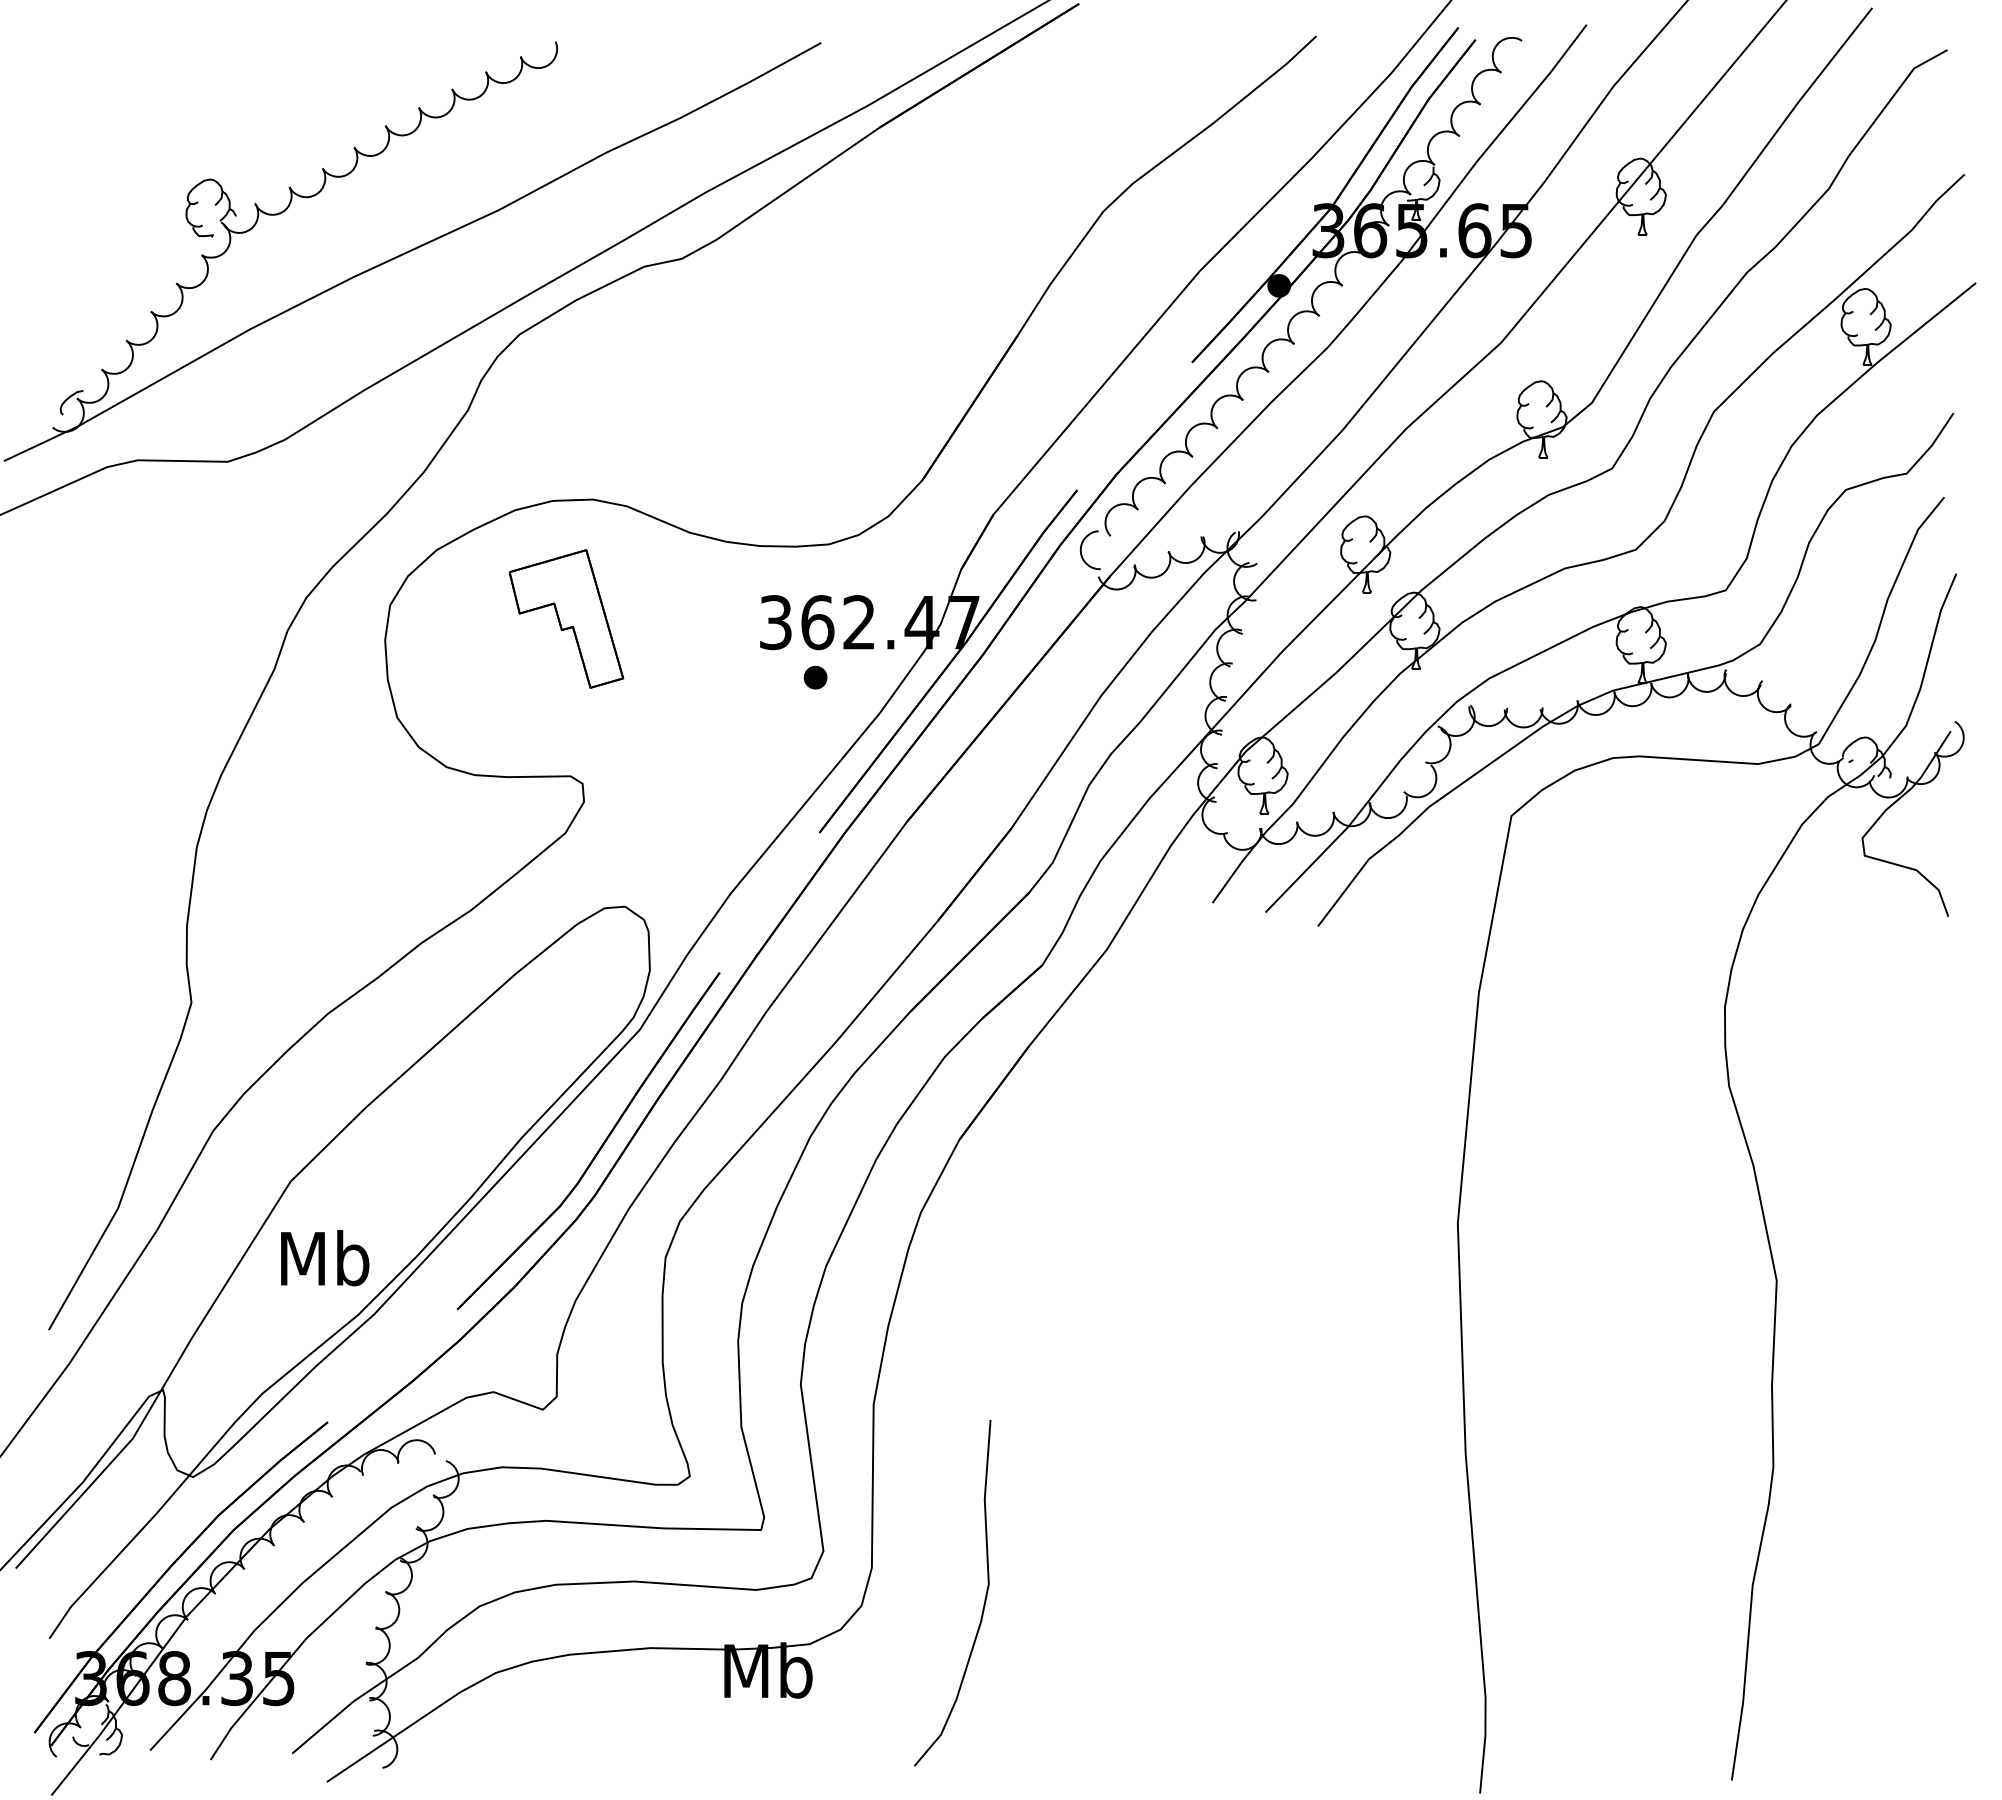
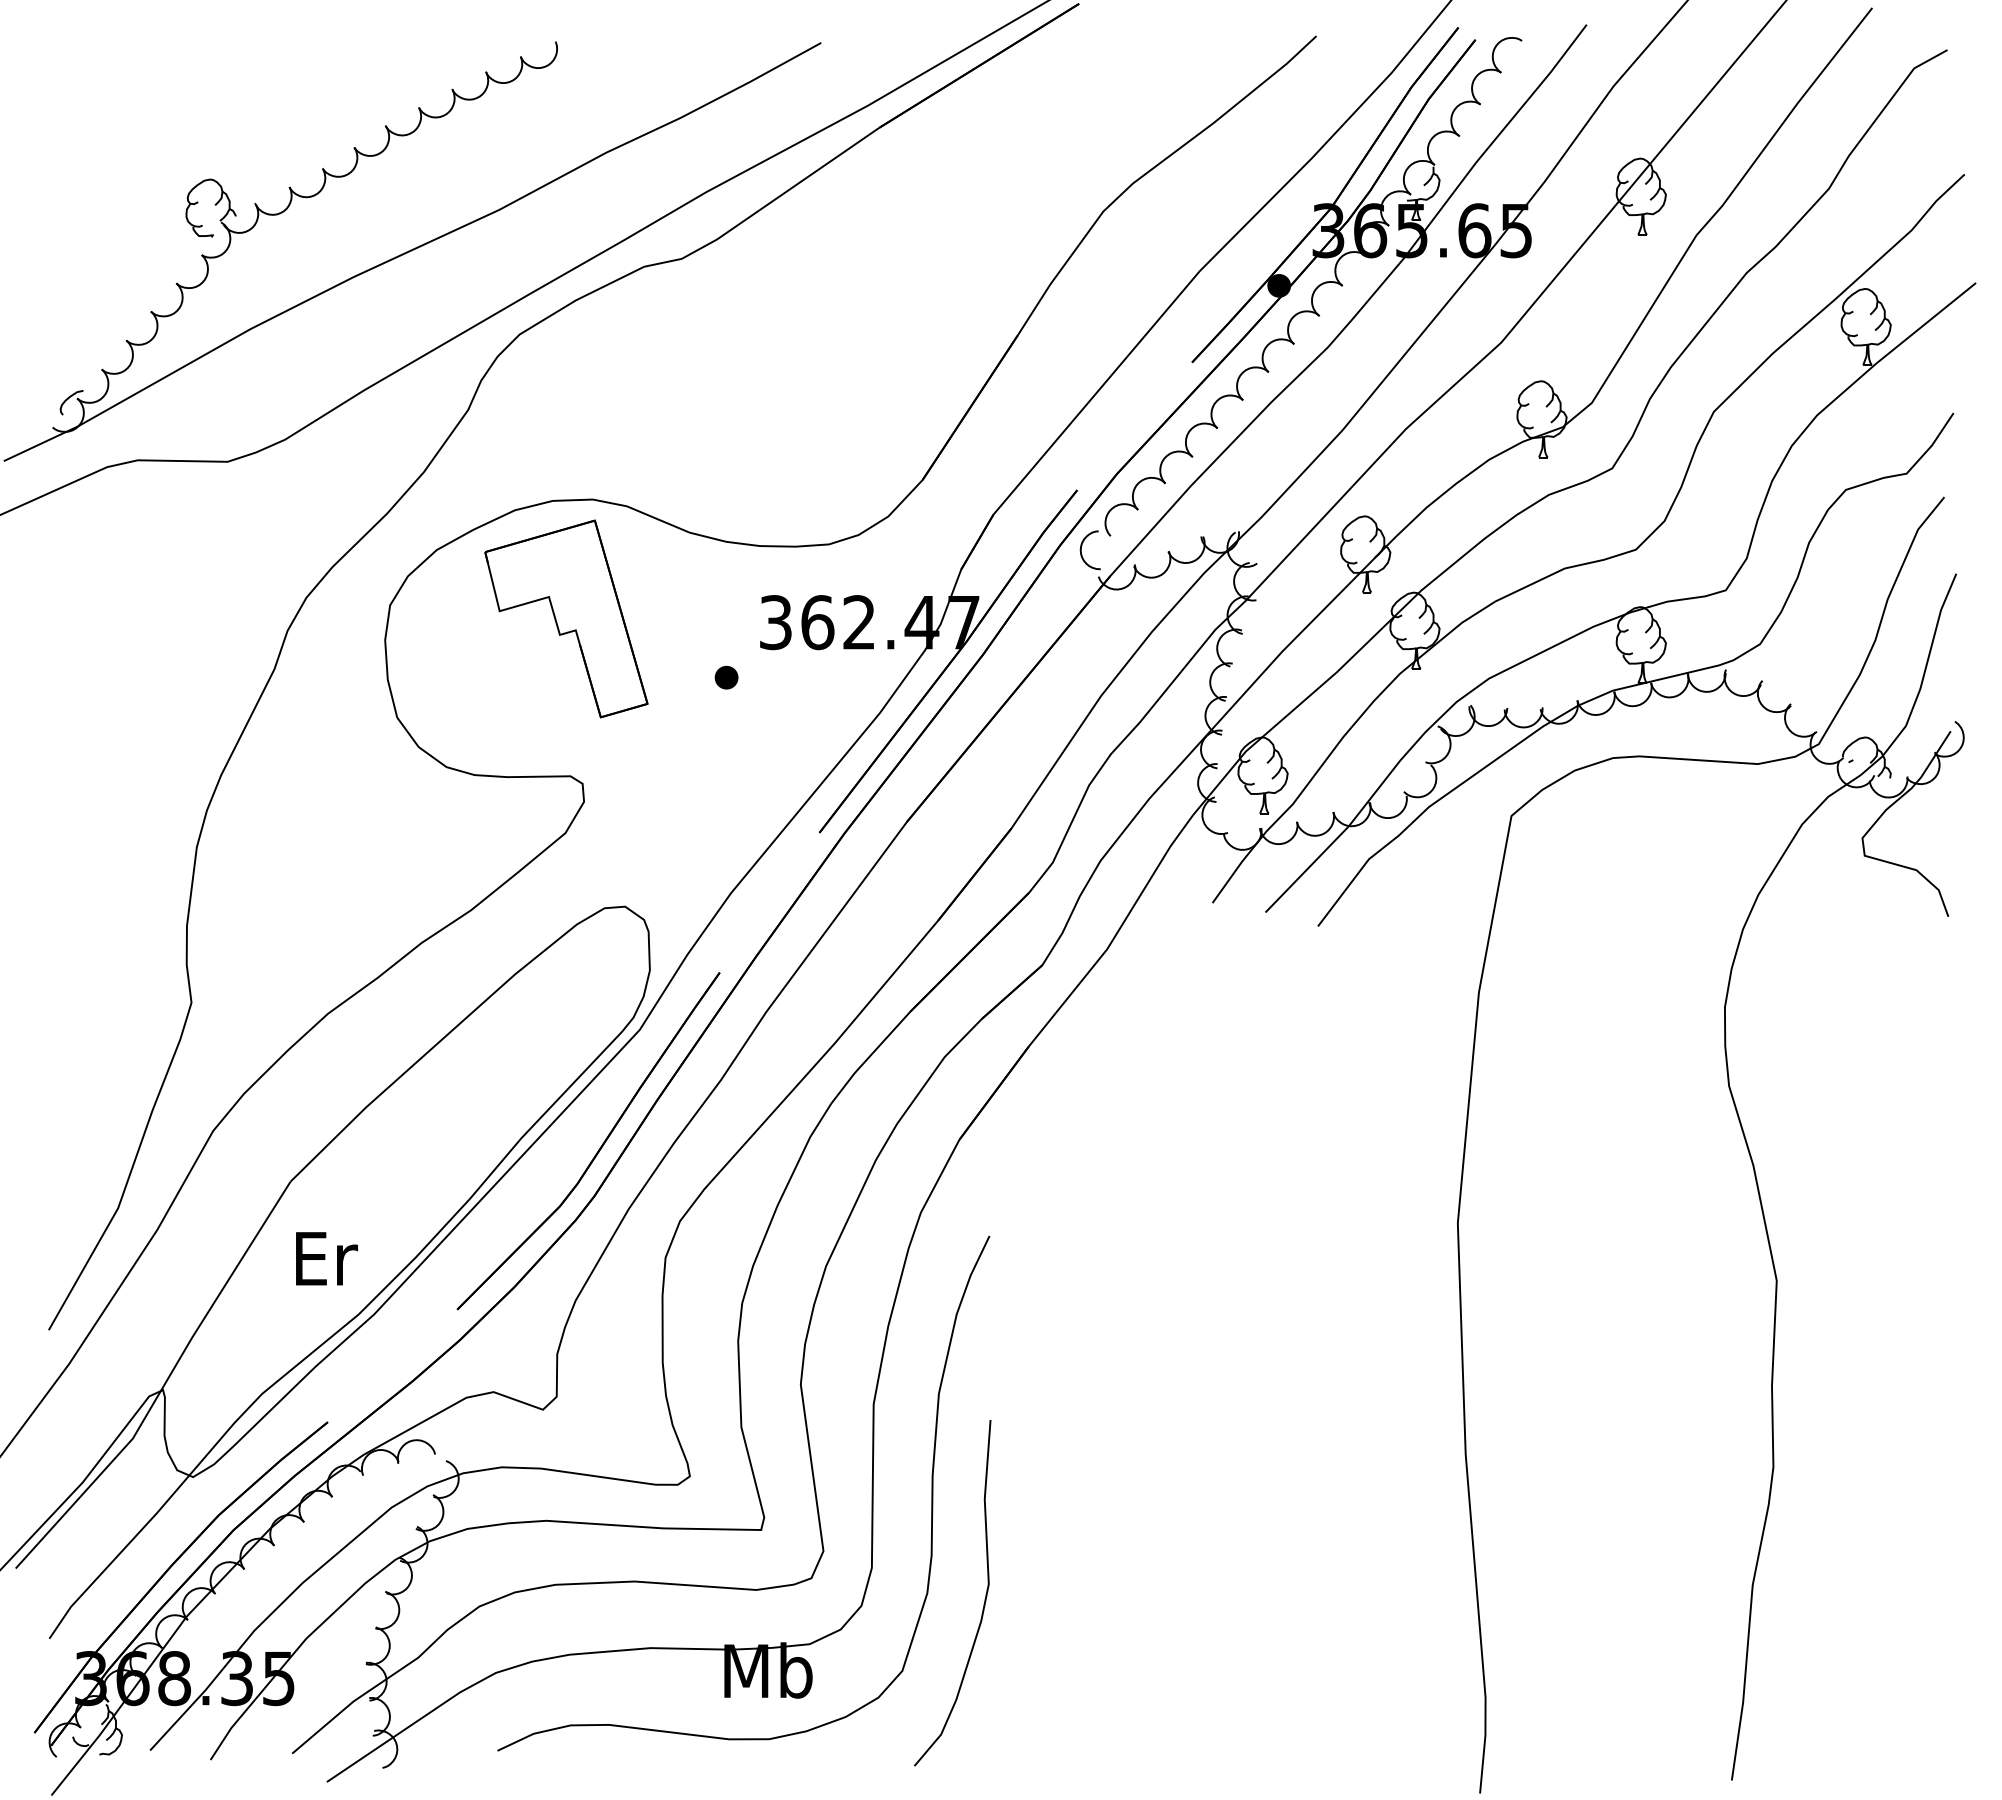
part size: 117x140 px -> 165x200 px (566, 618)
part position: (815, 677) -> (726, 677) (726, 677)
text: Mb -> Er (325, 1258)
curve: none -> present (931, 1493)
